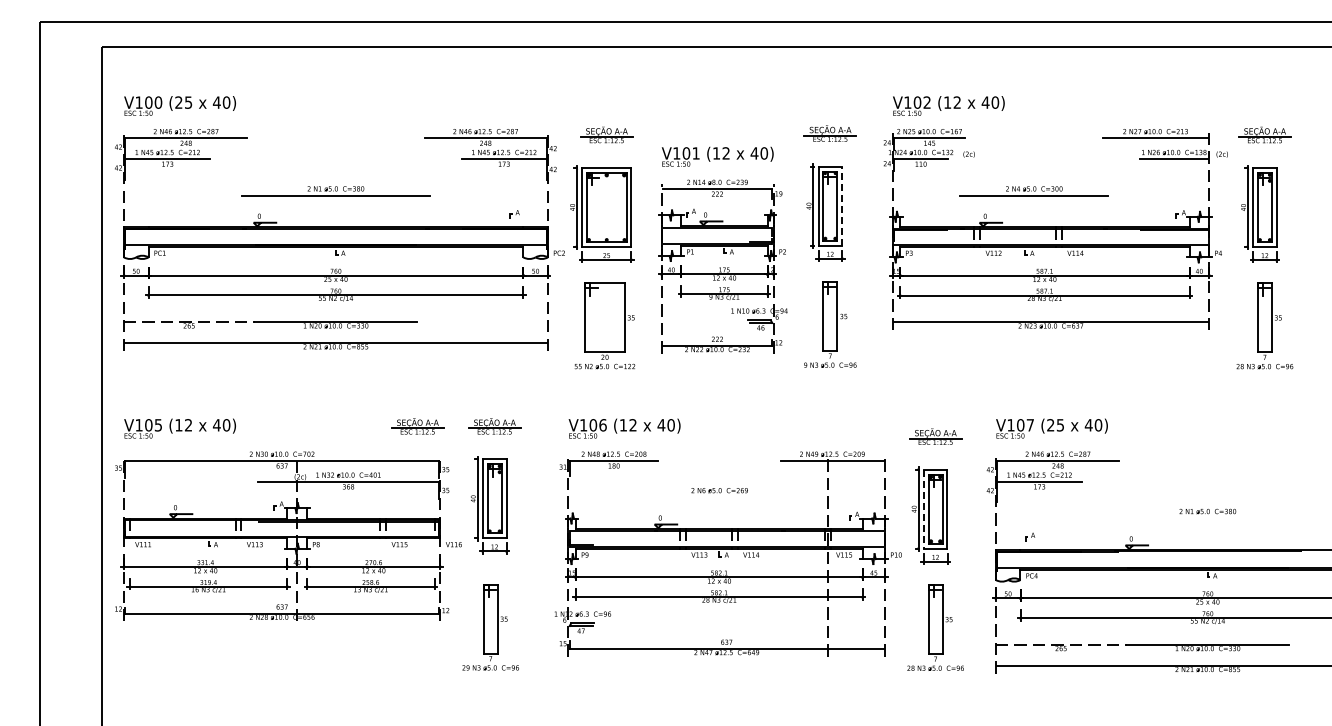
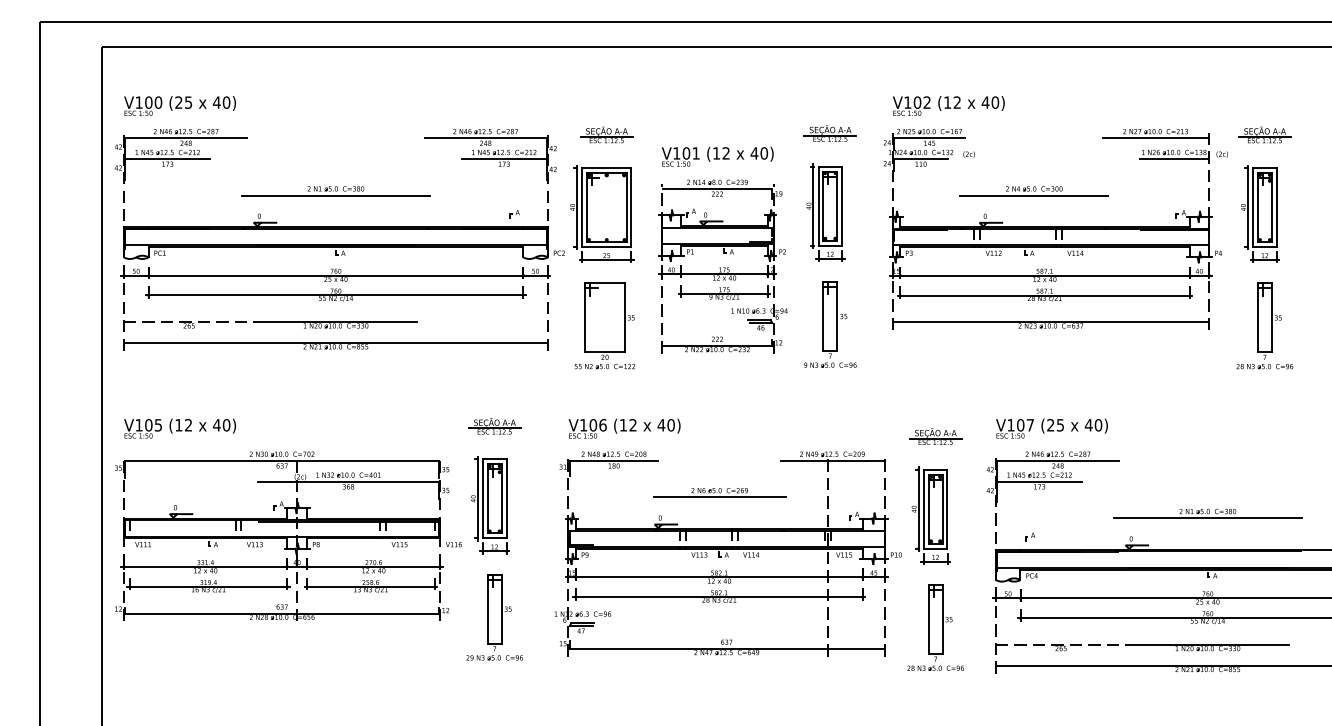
line: dashed -> solid (842, 205)
part: present -> none (417, 426)
line: none -> present (719, 497)
line: dashed -> solid (923, 509)
line: none -> present (1207, 518)
part position: (490, 627) -> (494, 617) (494, 617)
